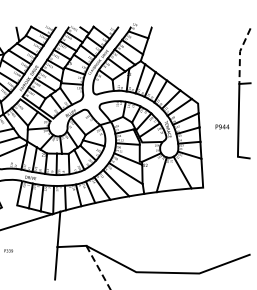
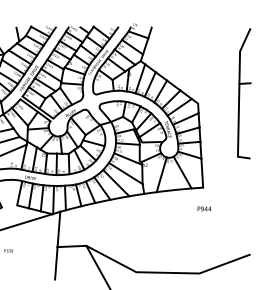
line: dashed -> solid (240, 54)
text position: (222, 126) -> (204, 208) (204, 208)
line: dashed -> solid (98, 267)
